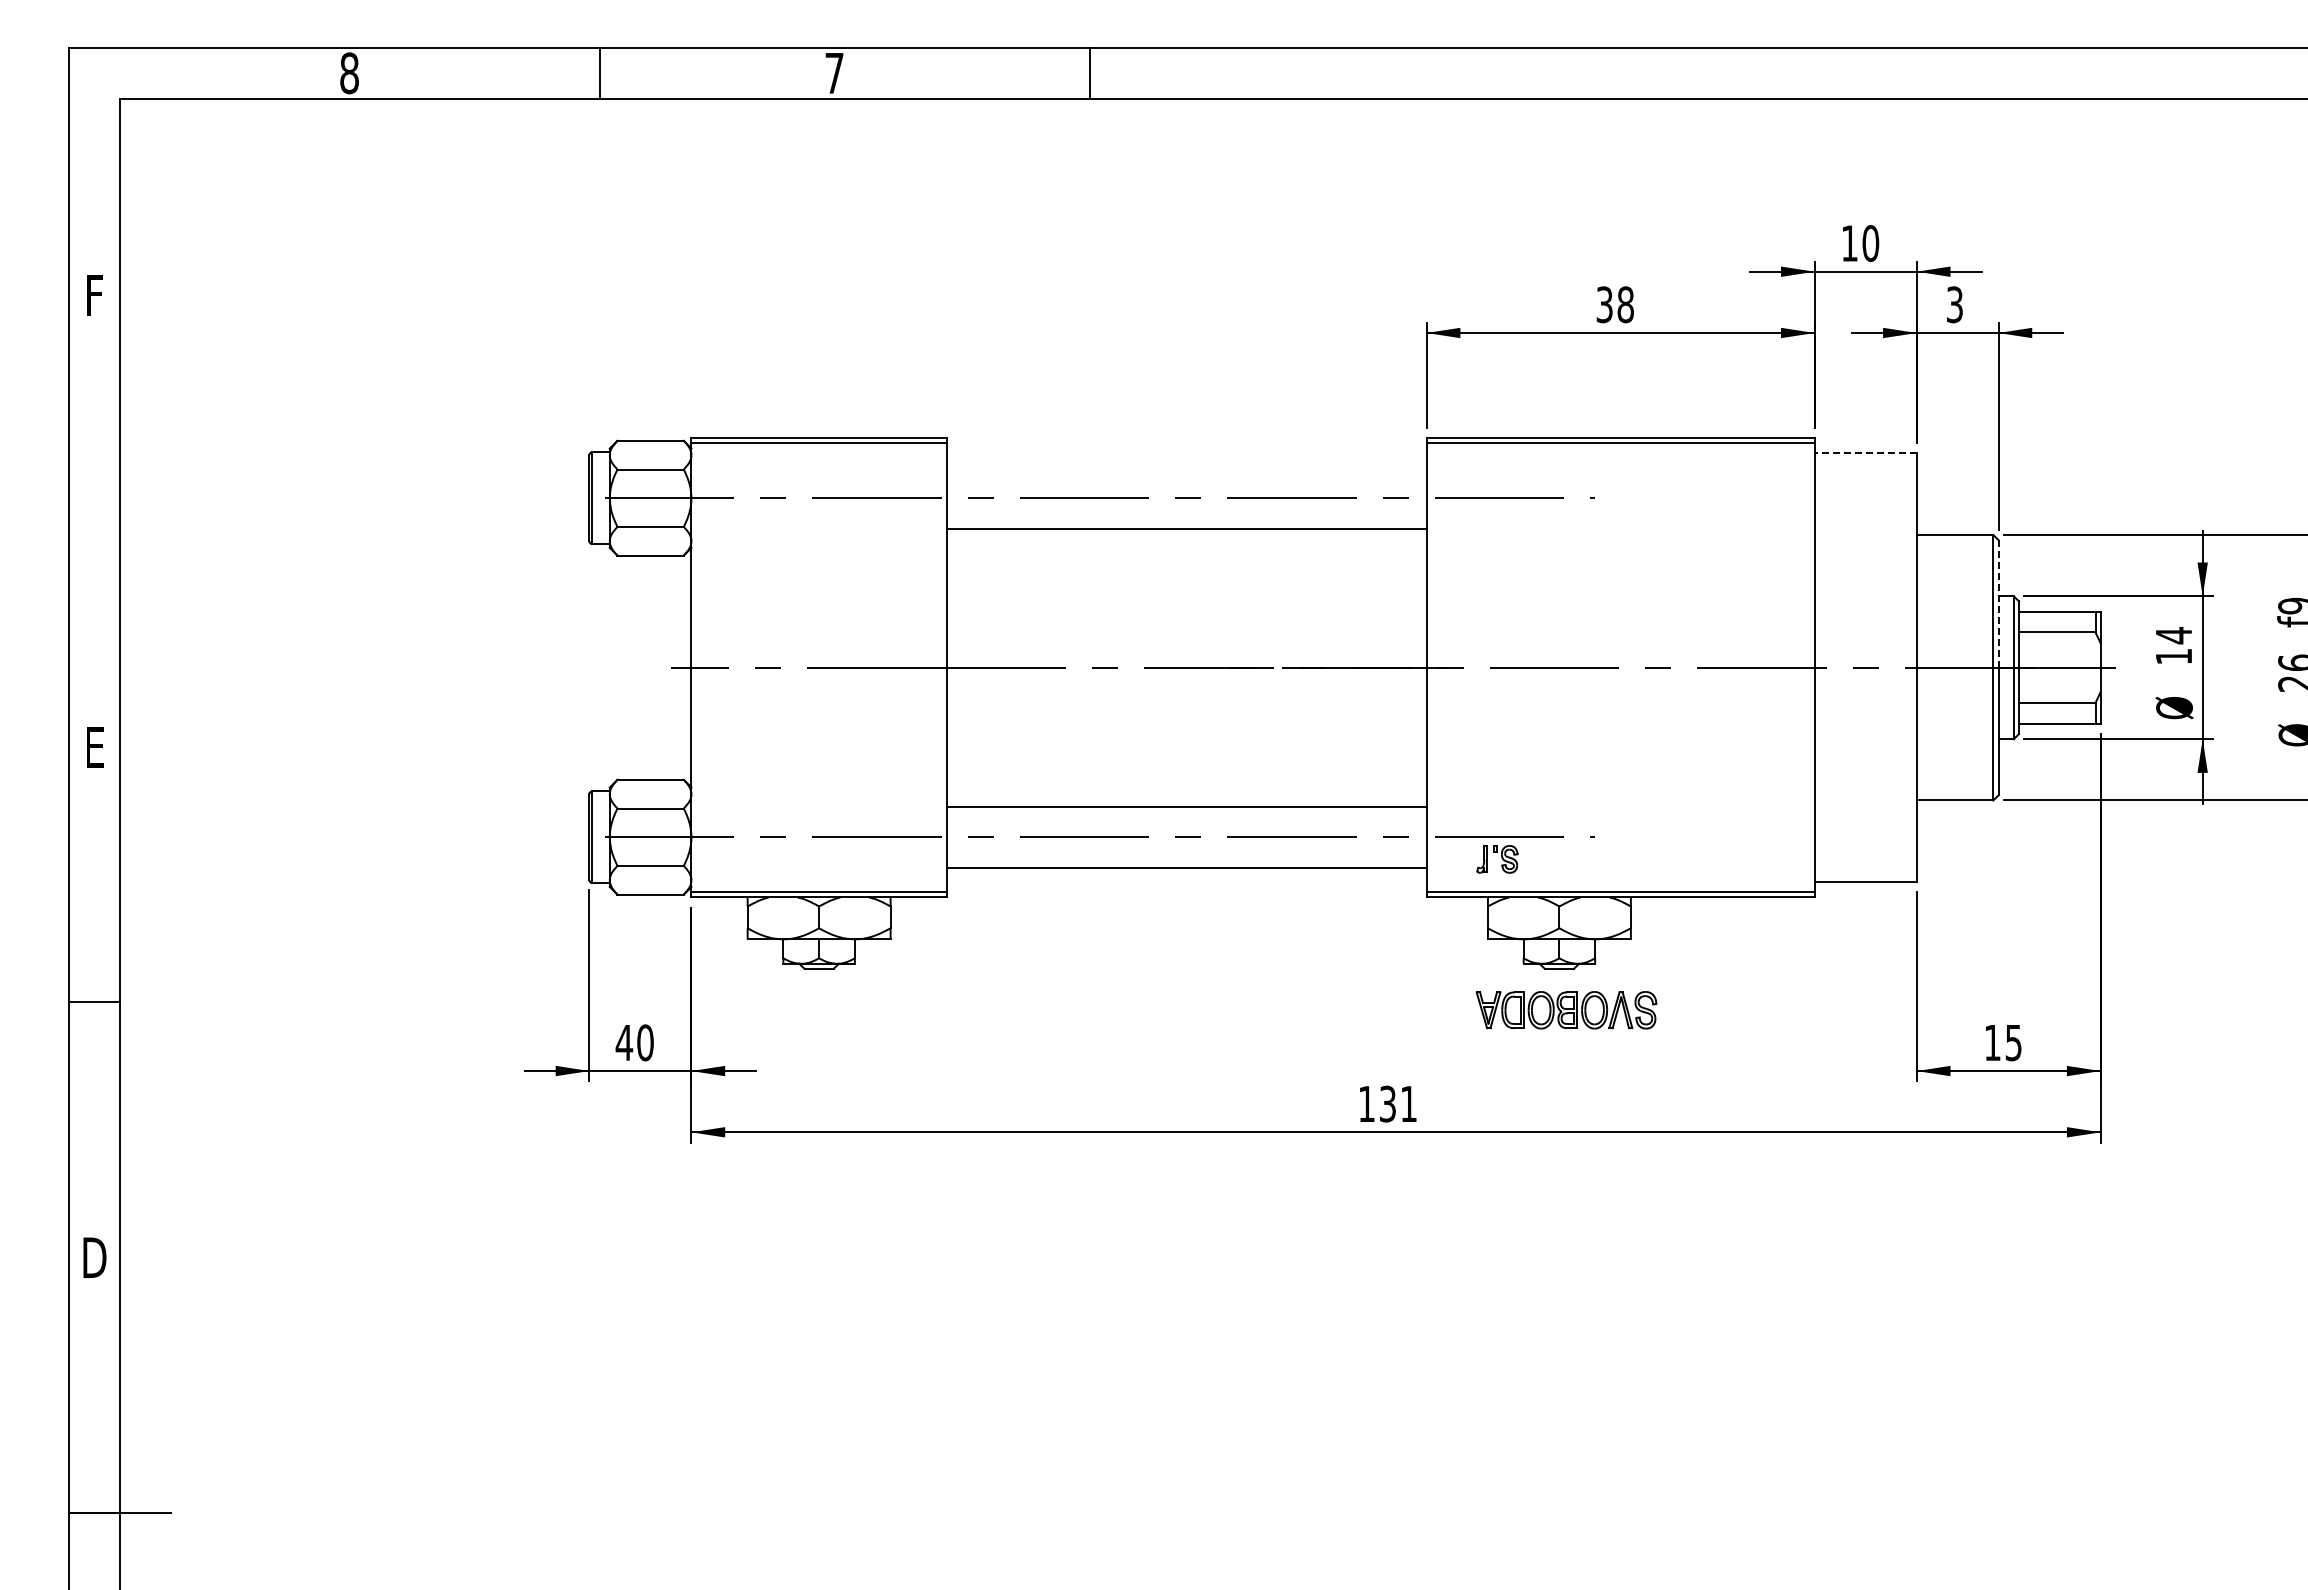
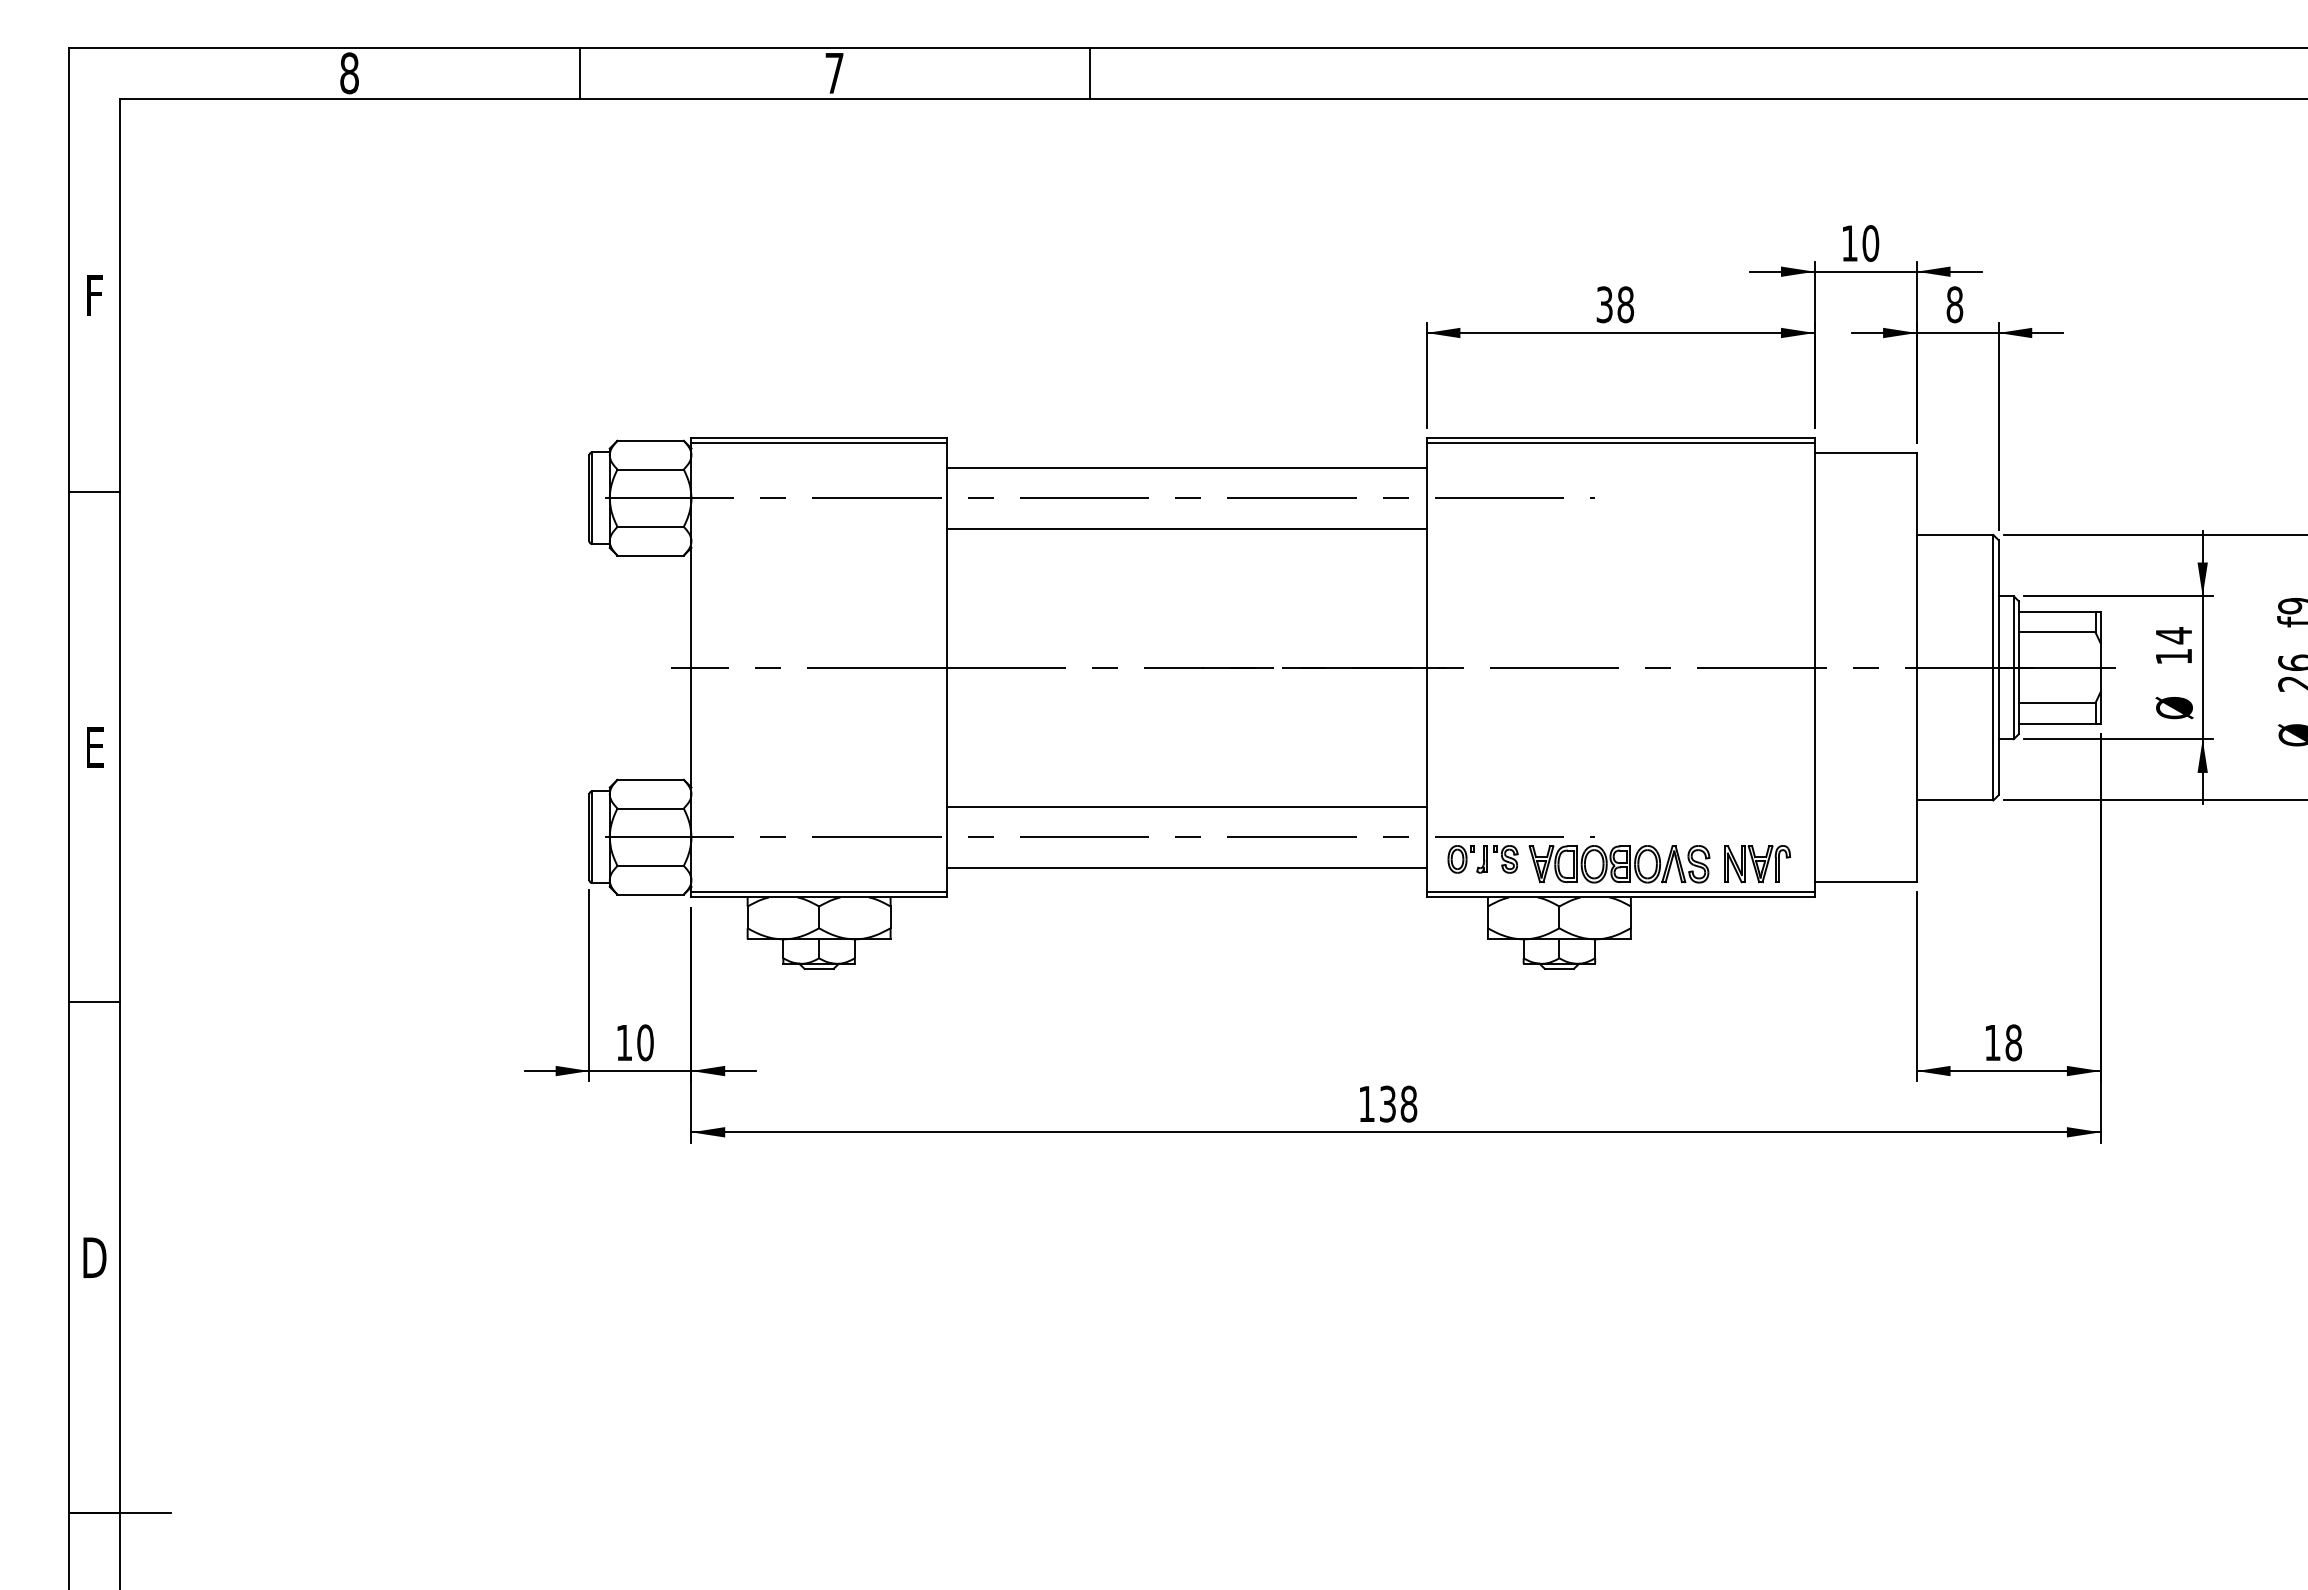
line position: (599, 72) -> (579, 72) (579, 72)
text: 3 -> 8 (1954, 304)
line: dashed -> solid (1865, 453)
line: none -> present (1186, 467)
line: none -> present (94, 491)
line: dashed -> solid (1998, 603)
part: none -> present (1460, 859)
part: none -> present (1757, 864)
part position: (1566, 1010) -> (1619, 864) (1619, 864)
text: 40 -> 10 (624, 1042)
text: 15 -> 18 (2013, 1042)
text: 131 -> 138 (1408, 1103)
